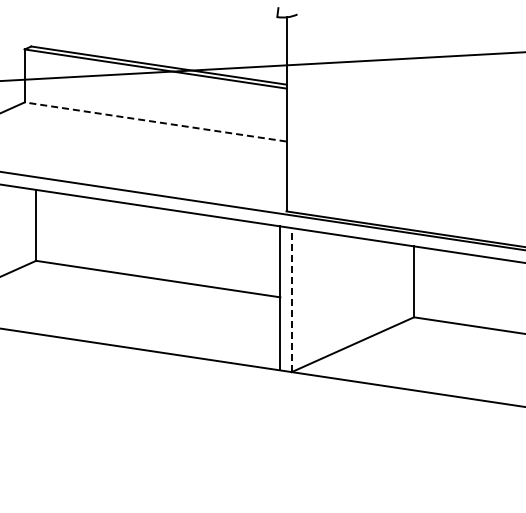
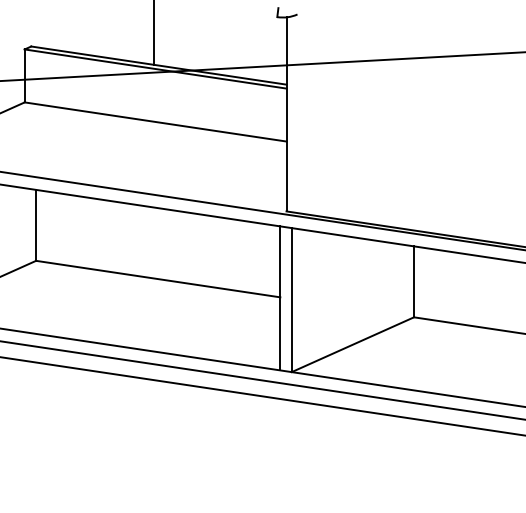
line: none -> present (154, 33)
line: dashed -> solid (155, 121)
line: dashed -> solid (291, 299)
line: none -> present (262, 380)
line: none -> present (262, 396)
